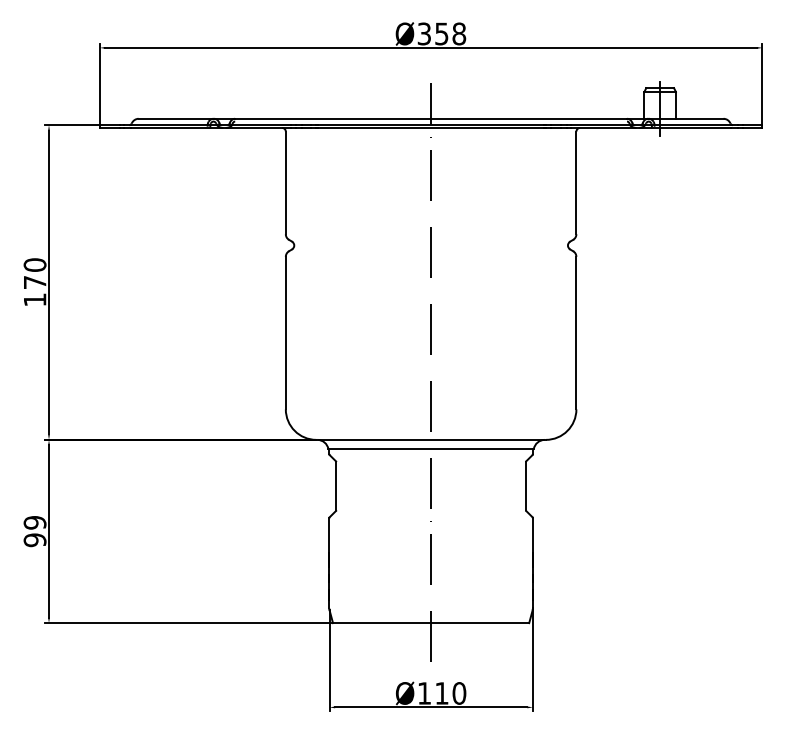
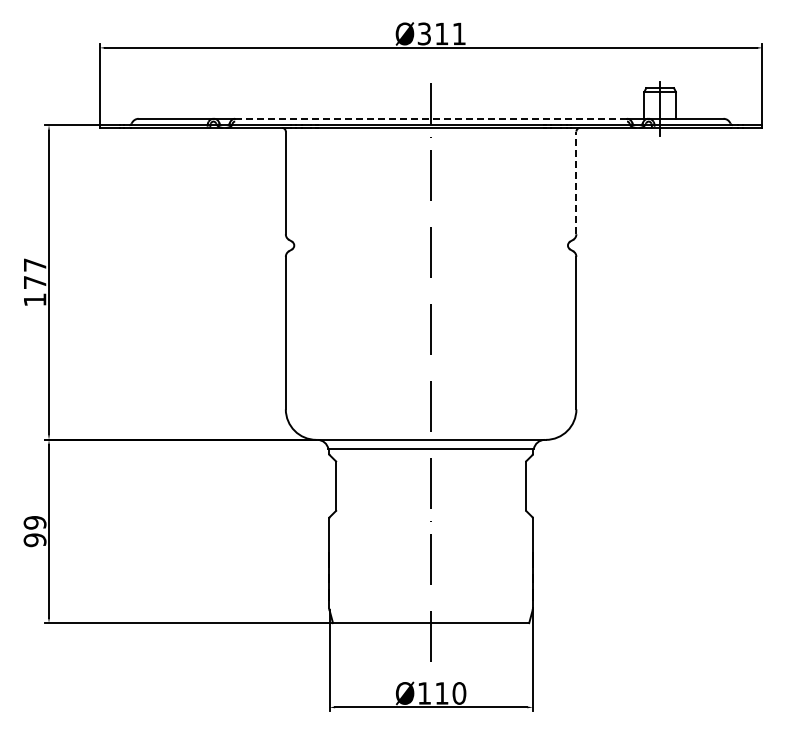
text: Ø358 -> Ø311 (450, 33)
line: solid -> dashed (430, 118)
line: solid -> dashed (576, 182)
text: 170 -> 177 (34, 264)
